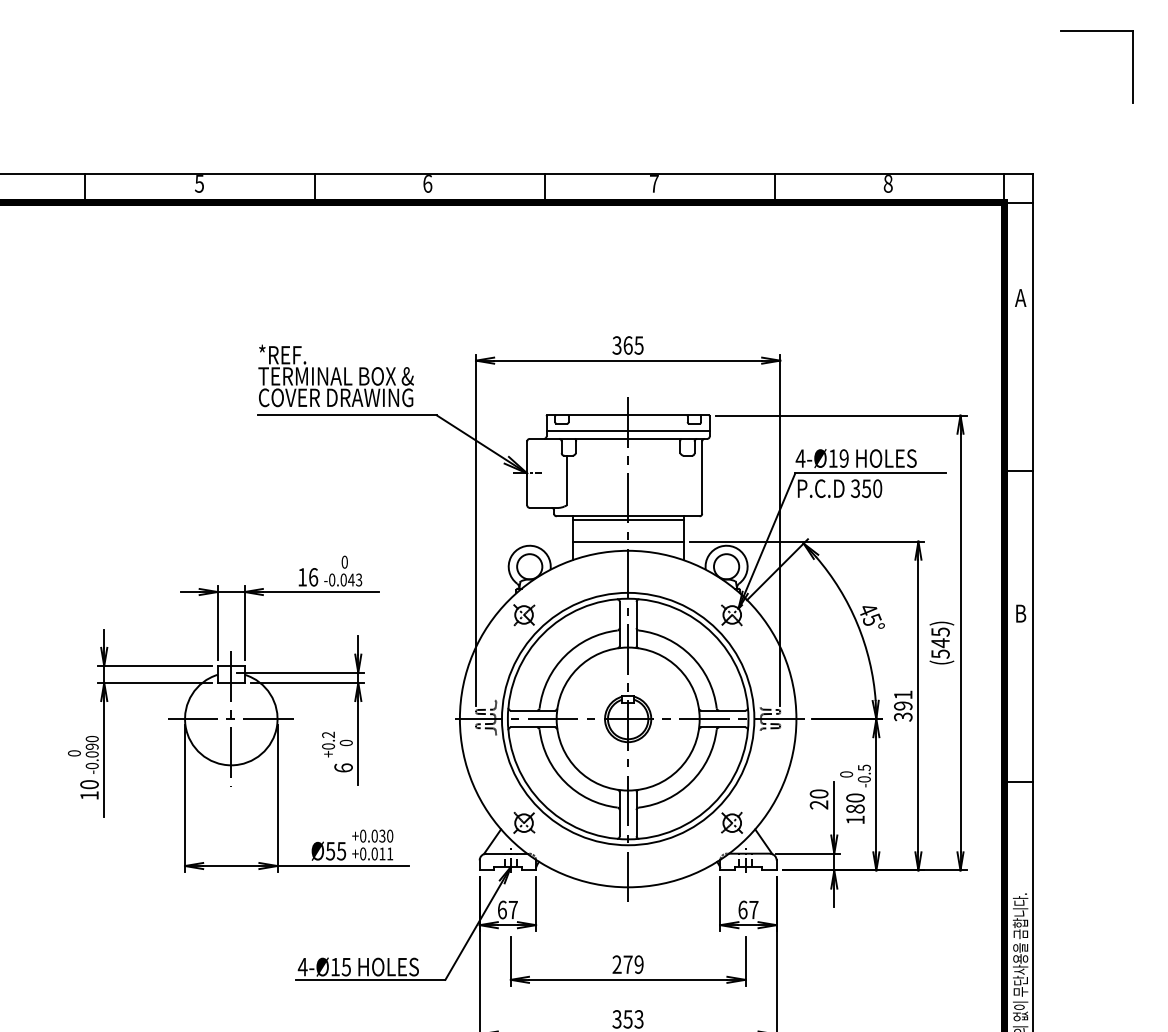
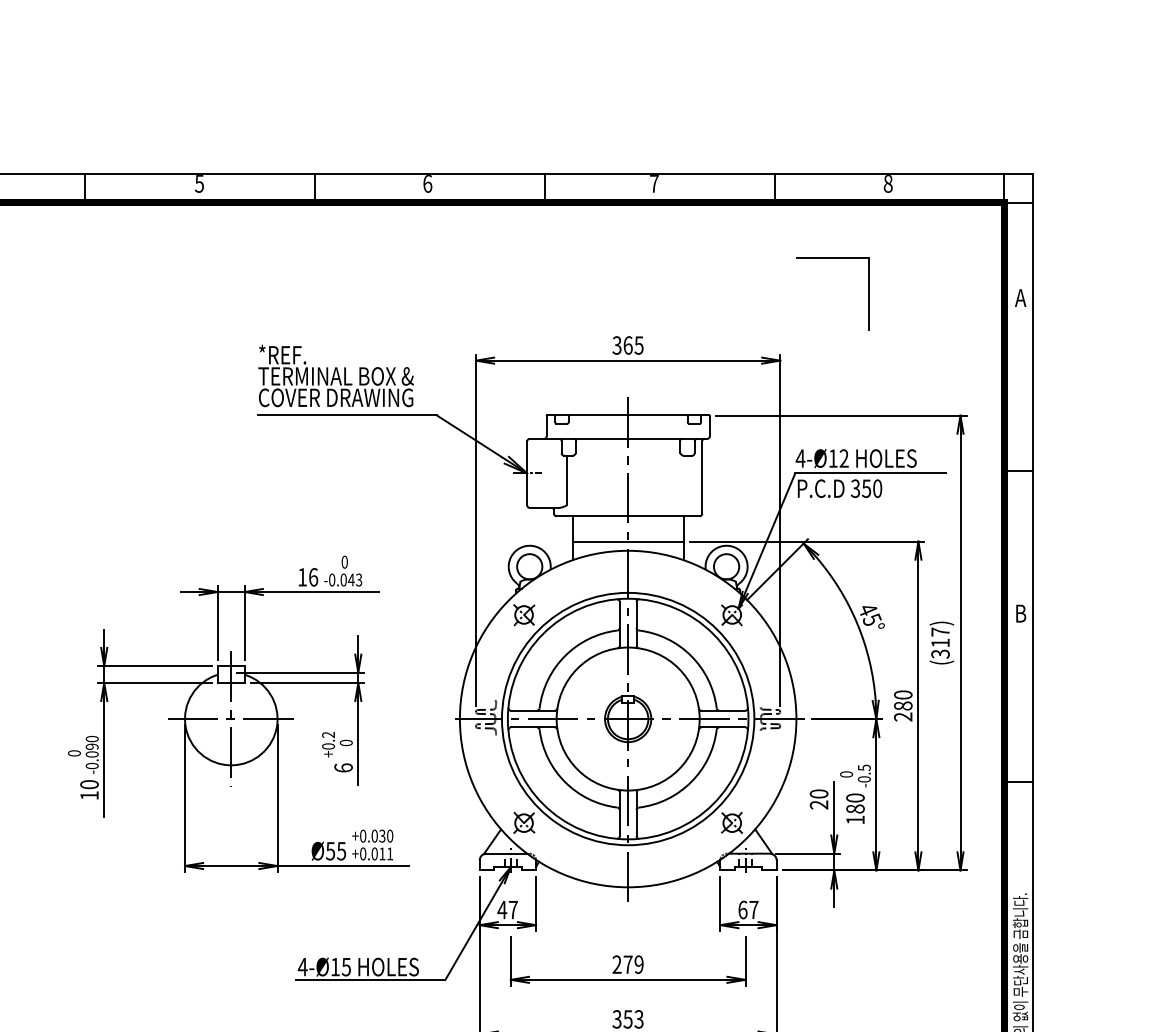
part position: (1096, 31) -> (832, 258) (832, 258)
line: present -> none (627, 430)
text: 4-Ø19 -> 4-Ø12 (843, 458)
line: present -> none (627, 519)
text: (545) -> (317) (940, 642)
text: 391 -> 280 (903, 705)
text: 67 -> 47 (502, 909)
